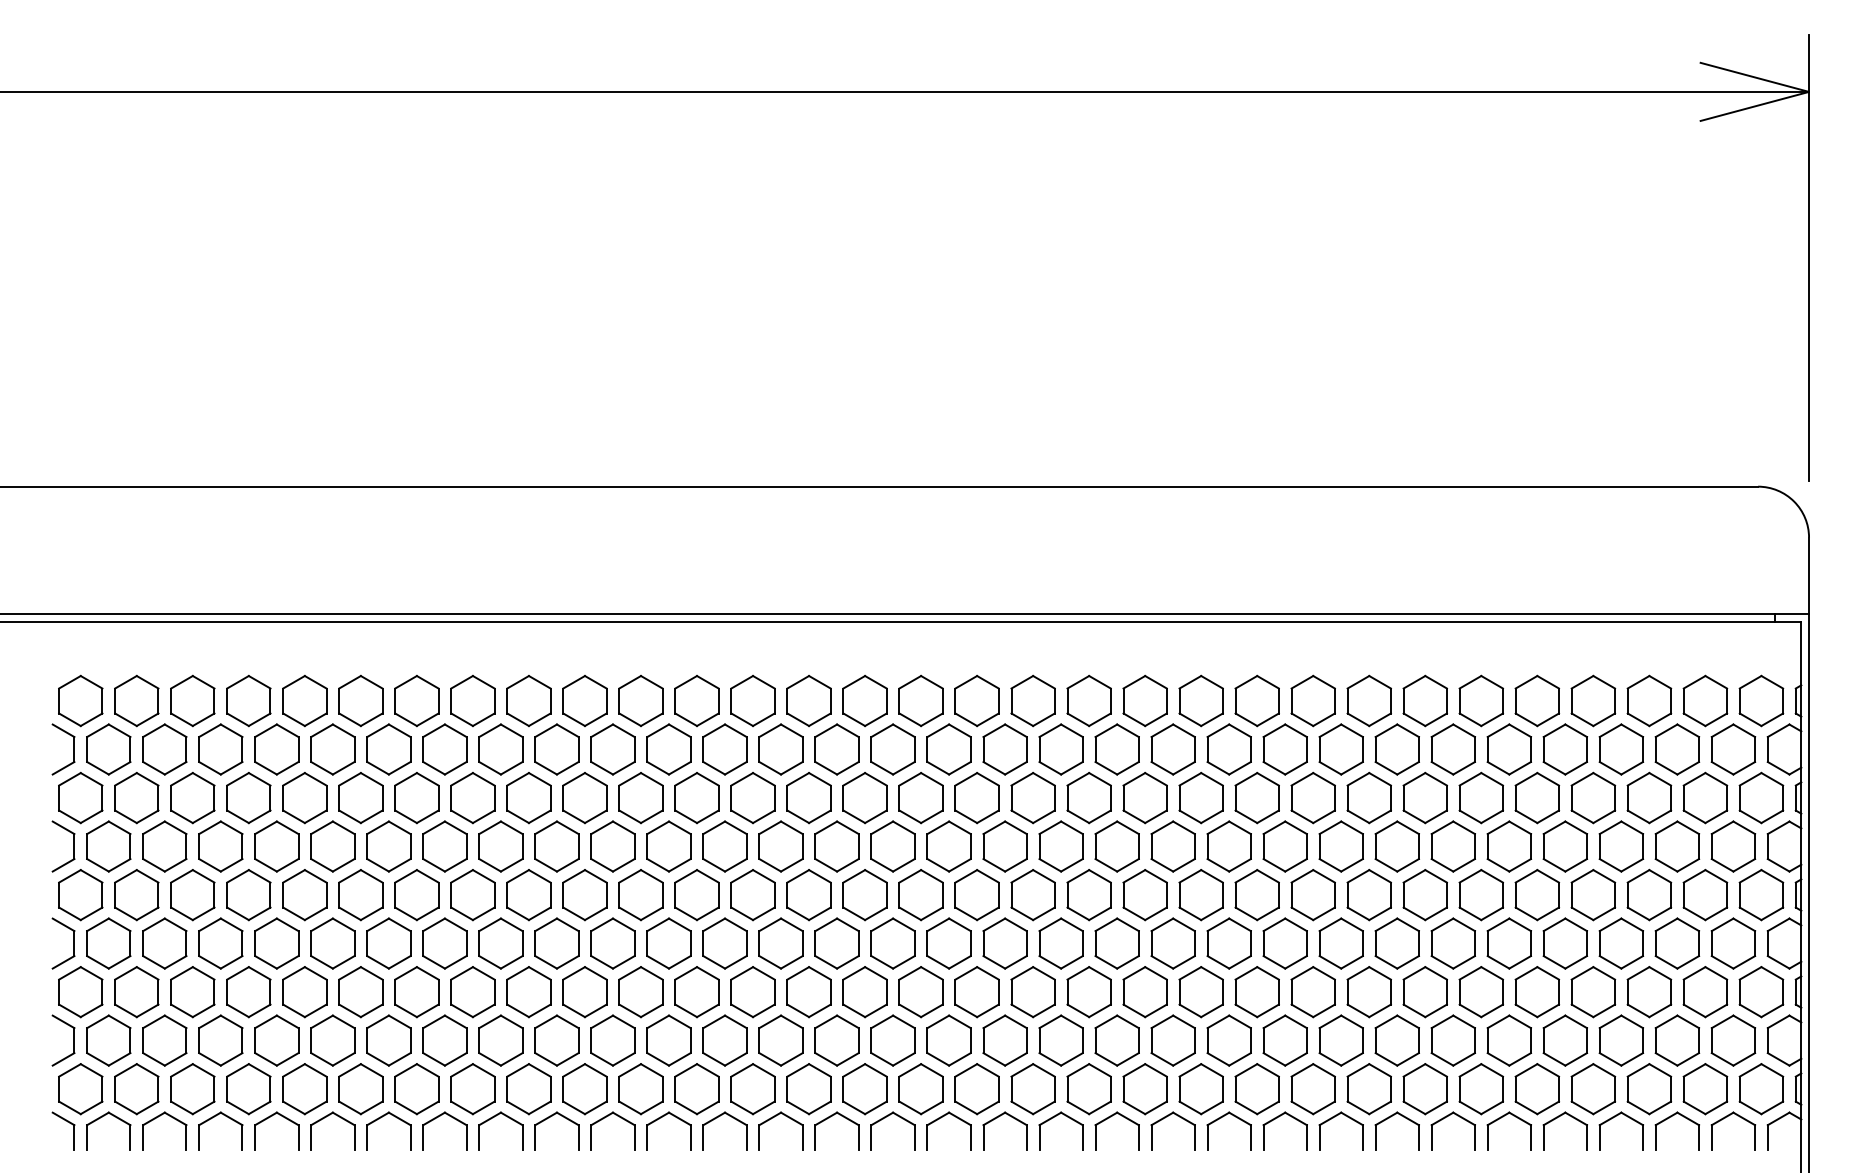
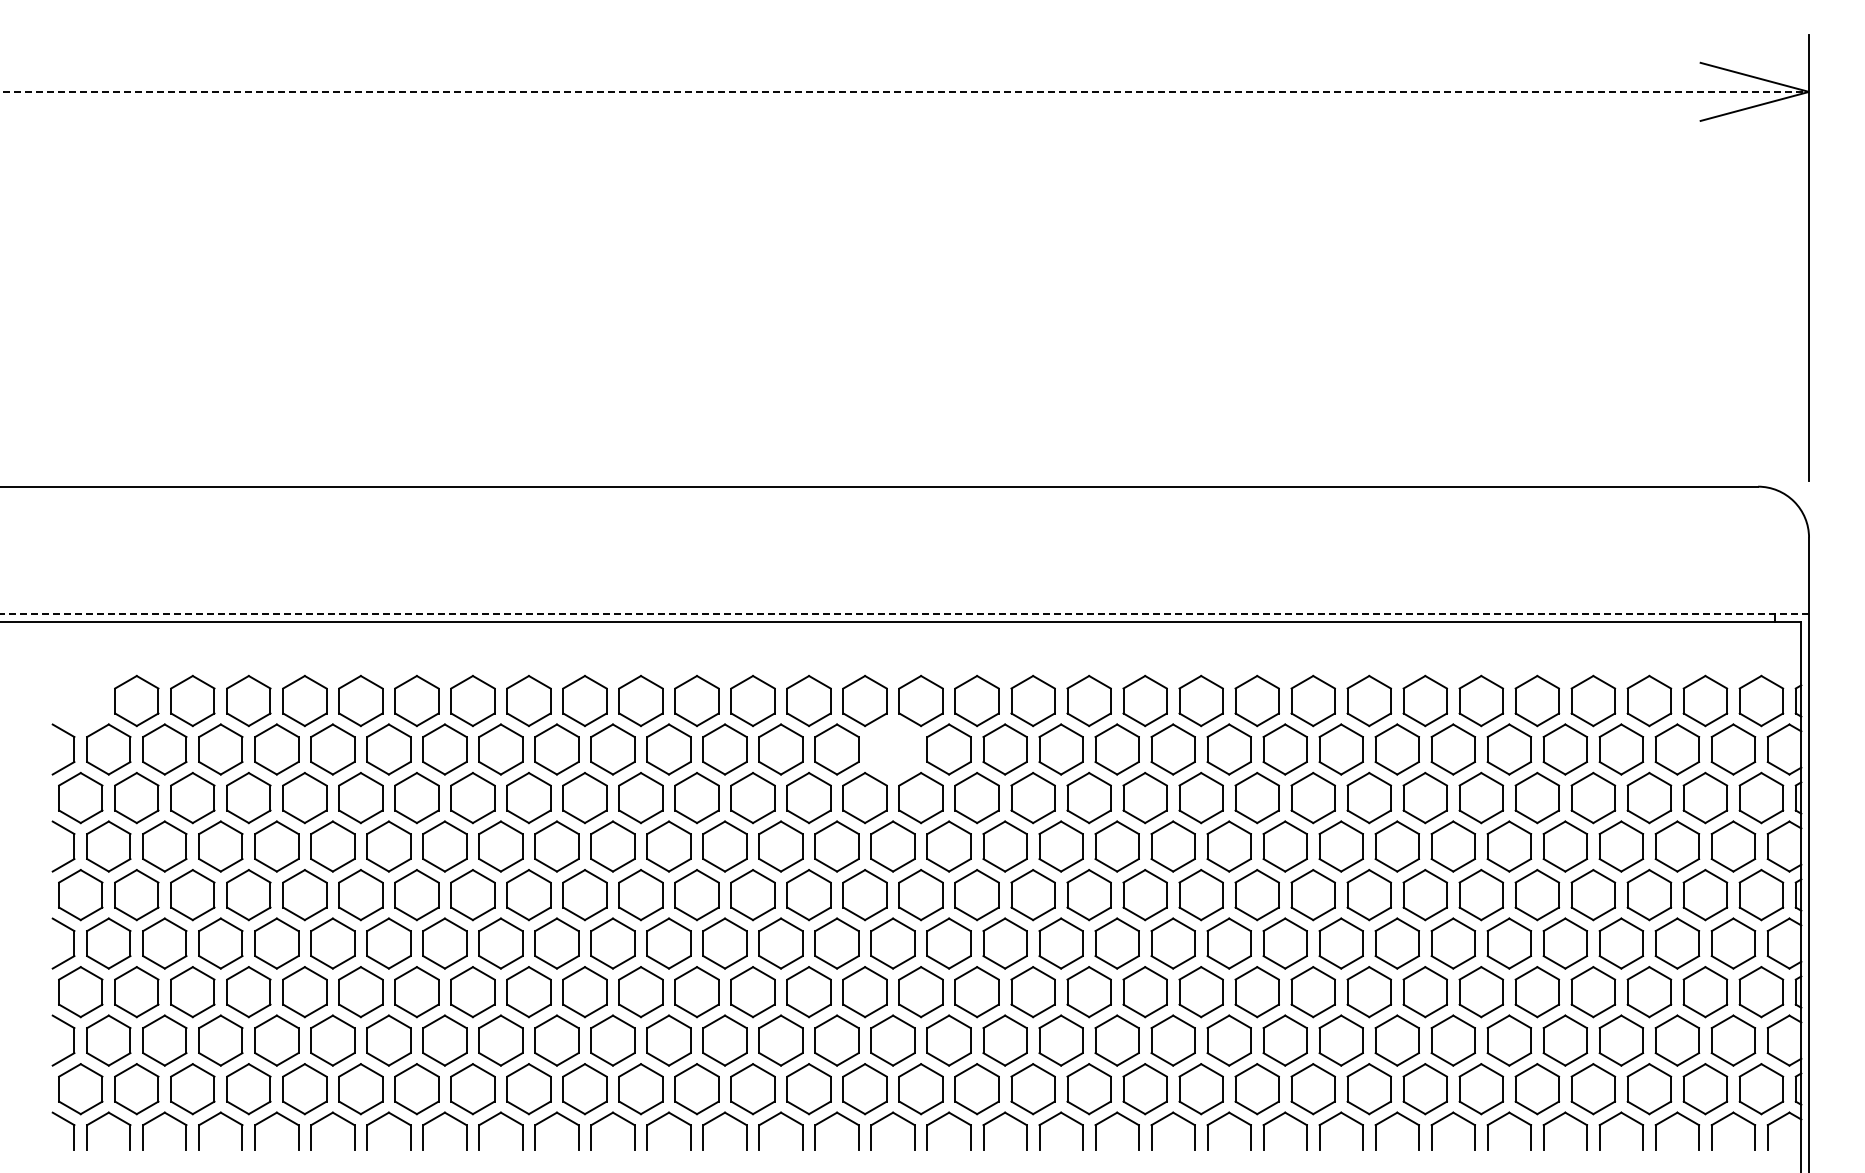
line: solid -> dashed (905, 91)
line: solid -> dashed (904, 614)
part: present -> none (80, 700)
part: present -> none (892, 749)
